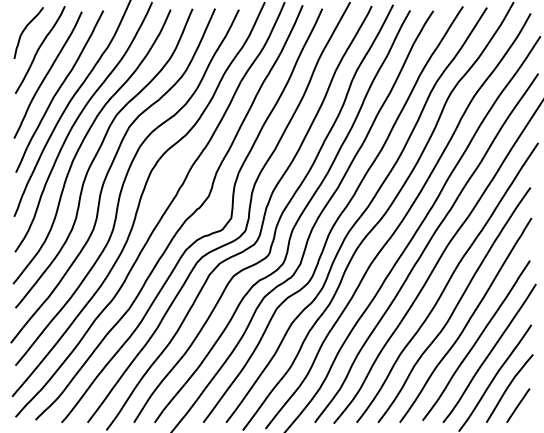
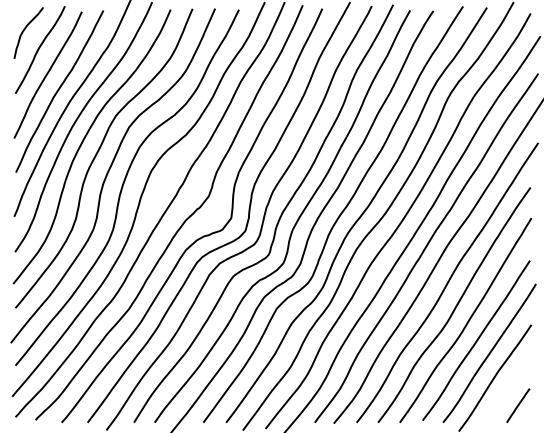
curve: present -> none (508, 388)
